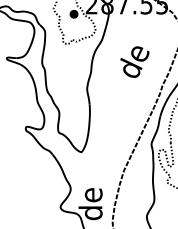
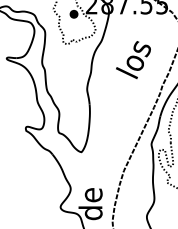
text: de -> los (133, 60)
